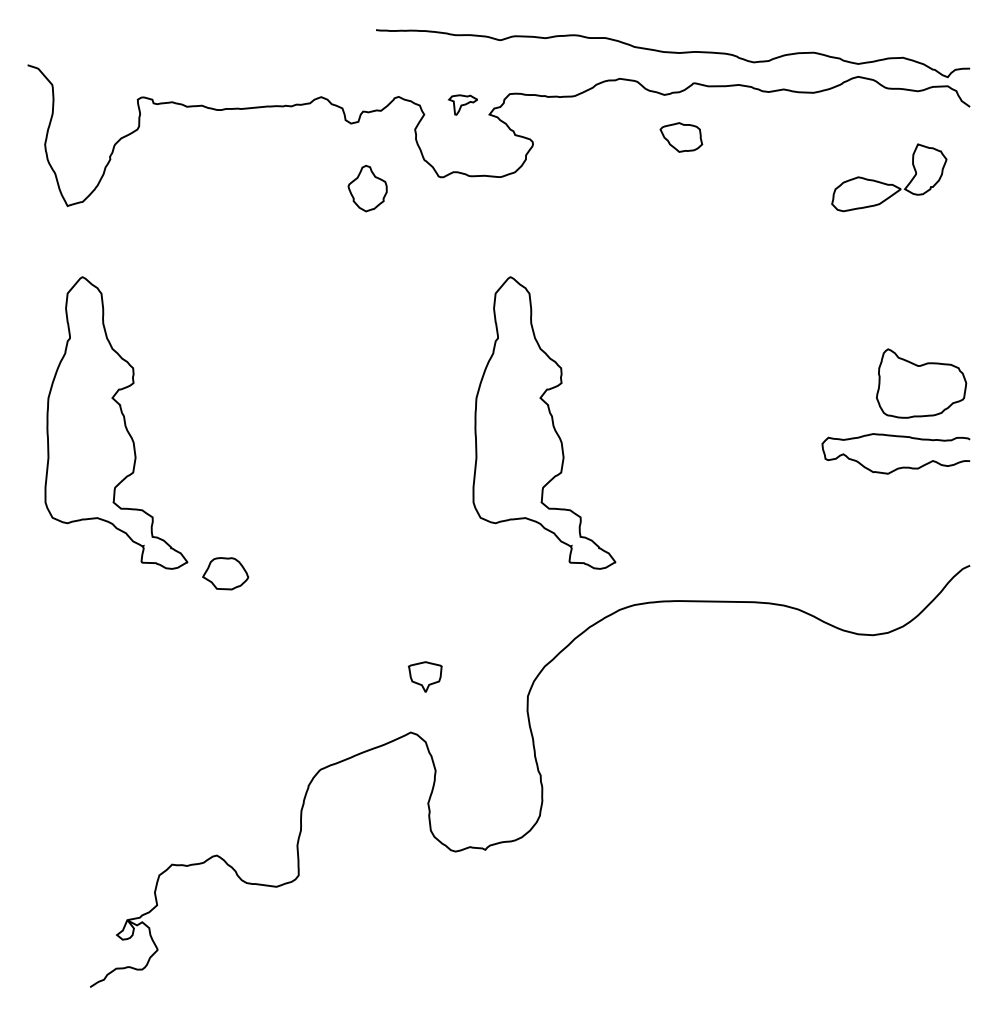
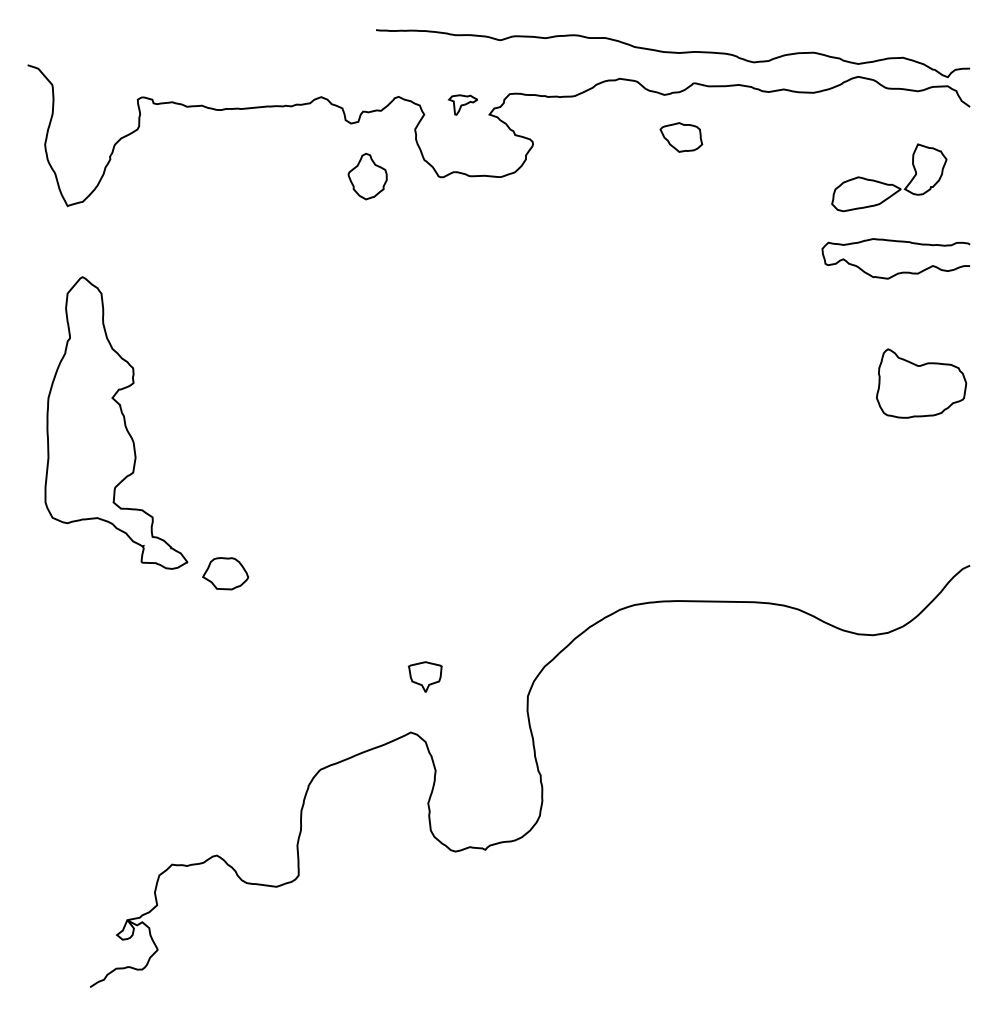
part position: (367, 188) -> (367, 176) (367, 176)
part: present -> none (544, 422)
part position: (897, 467) -> (897, 272) (897, 272)
